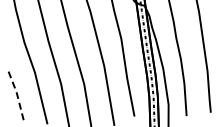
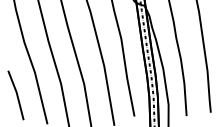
line: dashed -> solid (17, 94)
